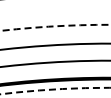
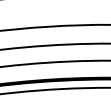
arc: dashed -> solid (54, 26)
circle: dashed -> solid (55, 90)
